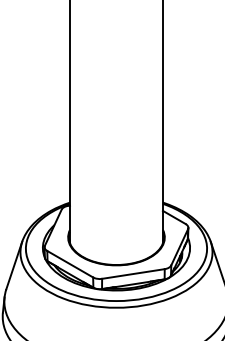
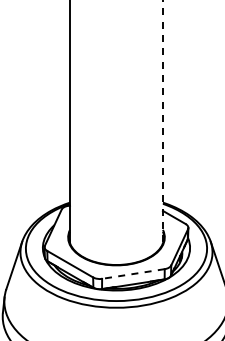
line: solid -> dashed (162, 122)
line: solid -> dashed (133, 274)
